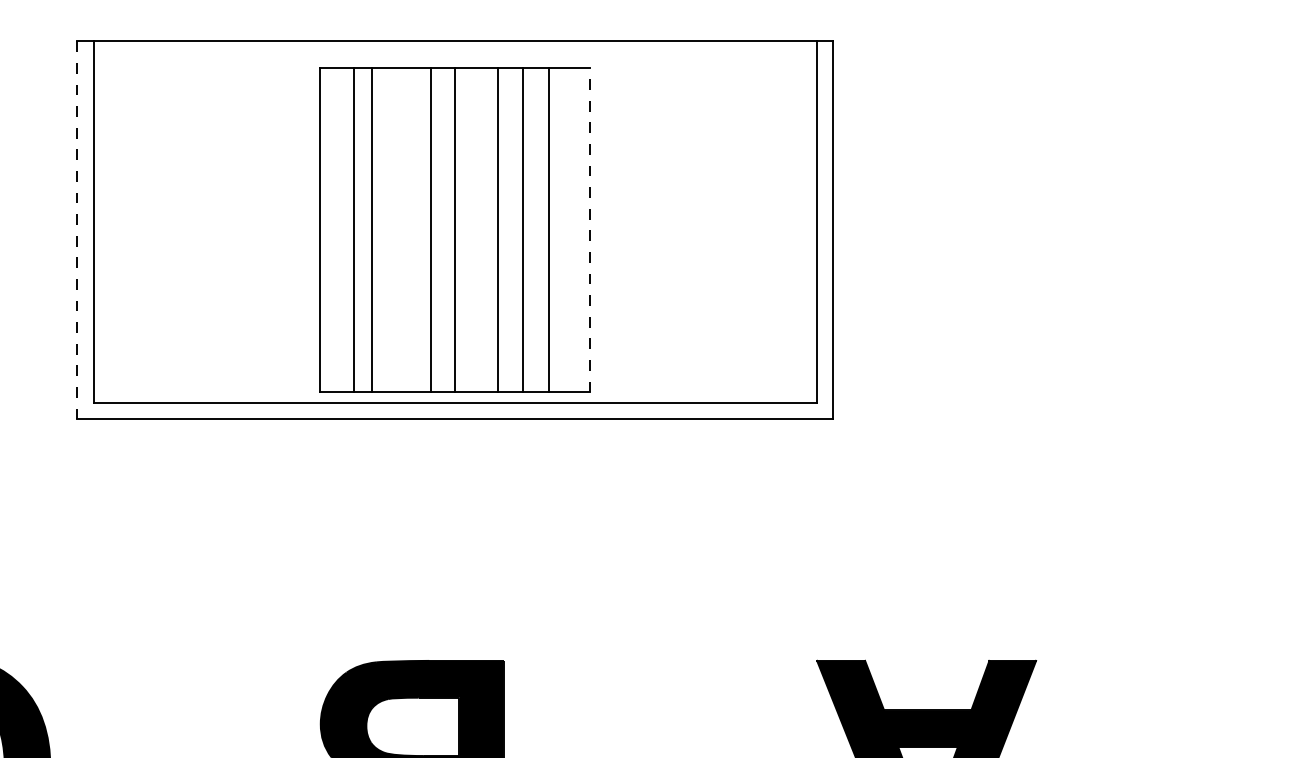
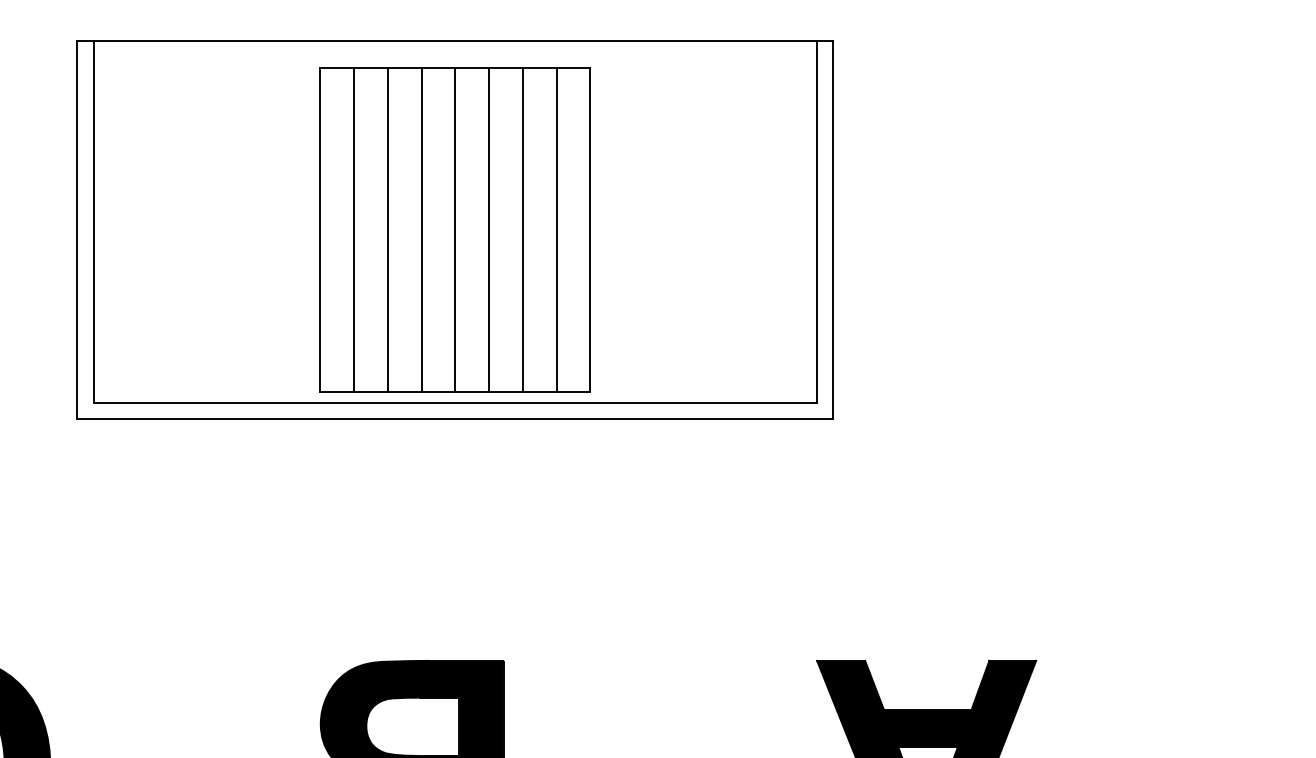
line: dashed -> solid (590, 229)
line: dashed -> solid (77, 230)
line position: (371, 230) -> (387, 230) (387, 230)
line position: (430, 230) -> (421, 230) (421, 230)
line position: (498, 230) -> (489, 230) (489, 230)
line position: (548, 230) -> (556, 230) (556, 230)
